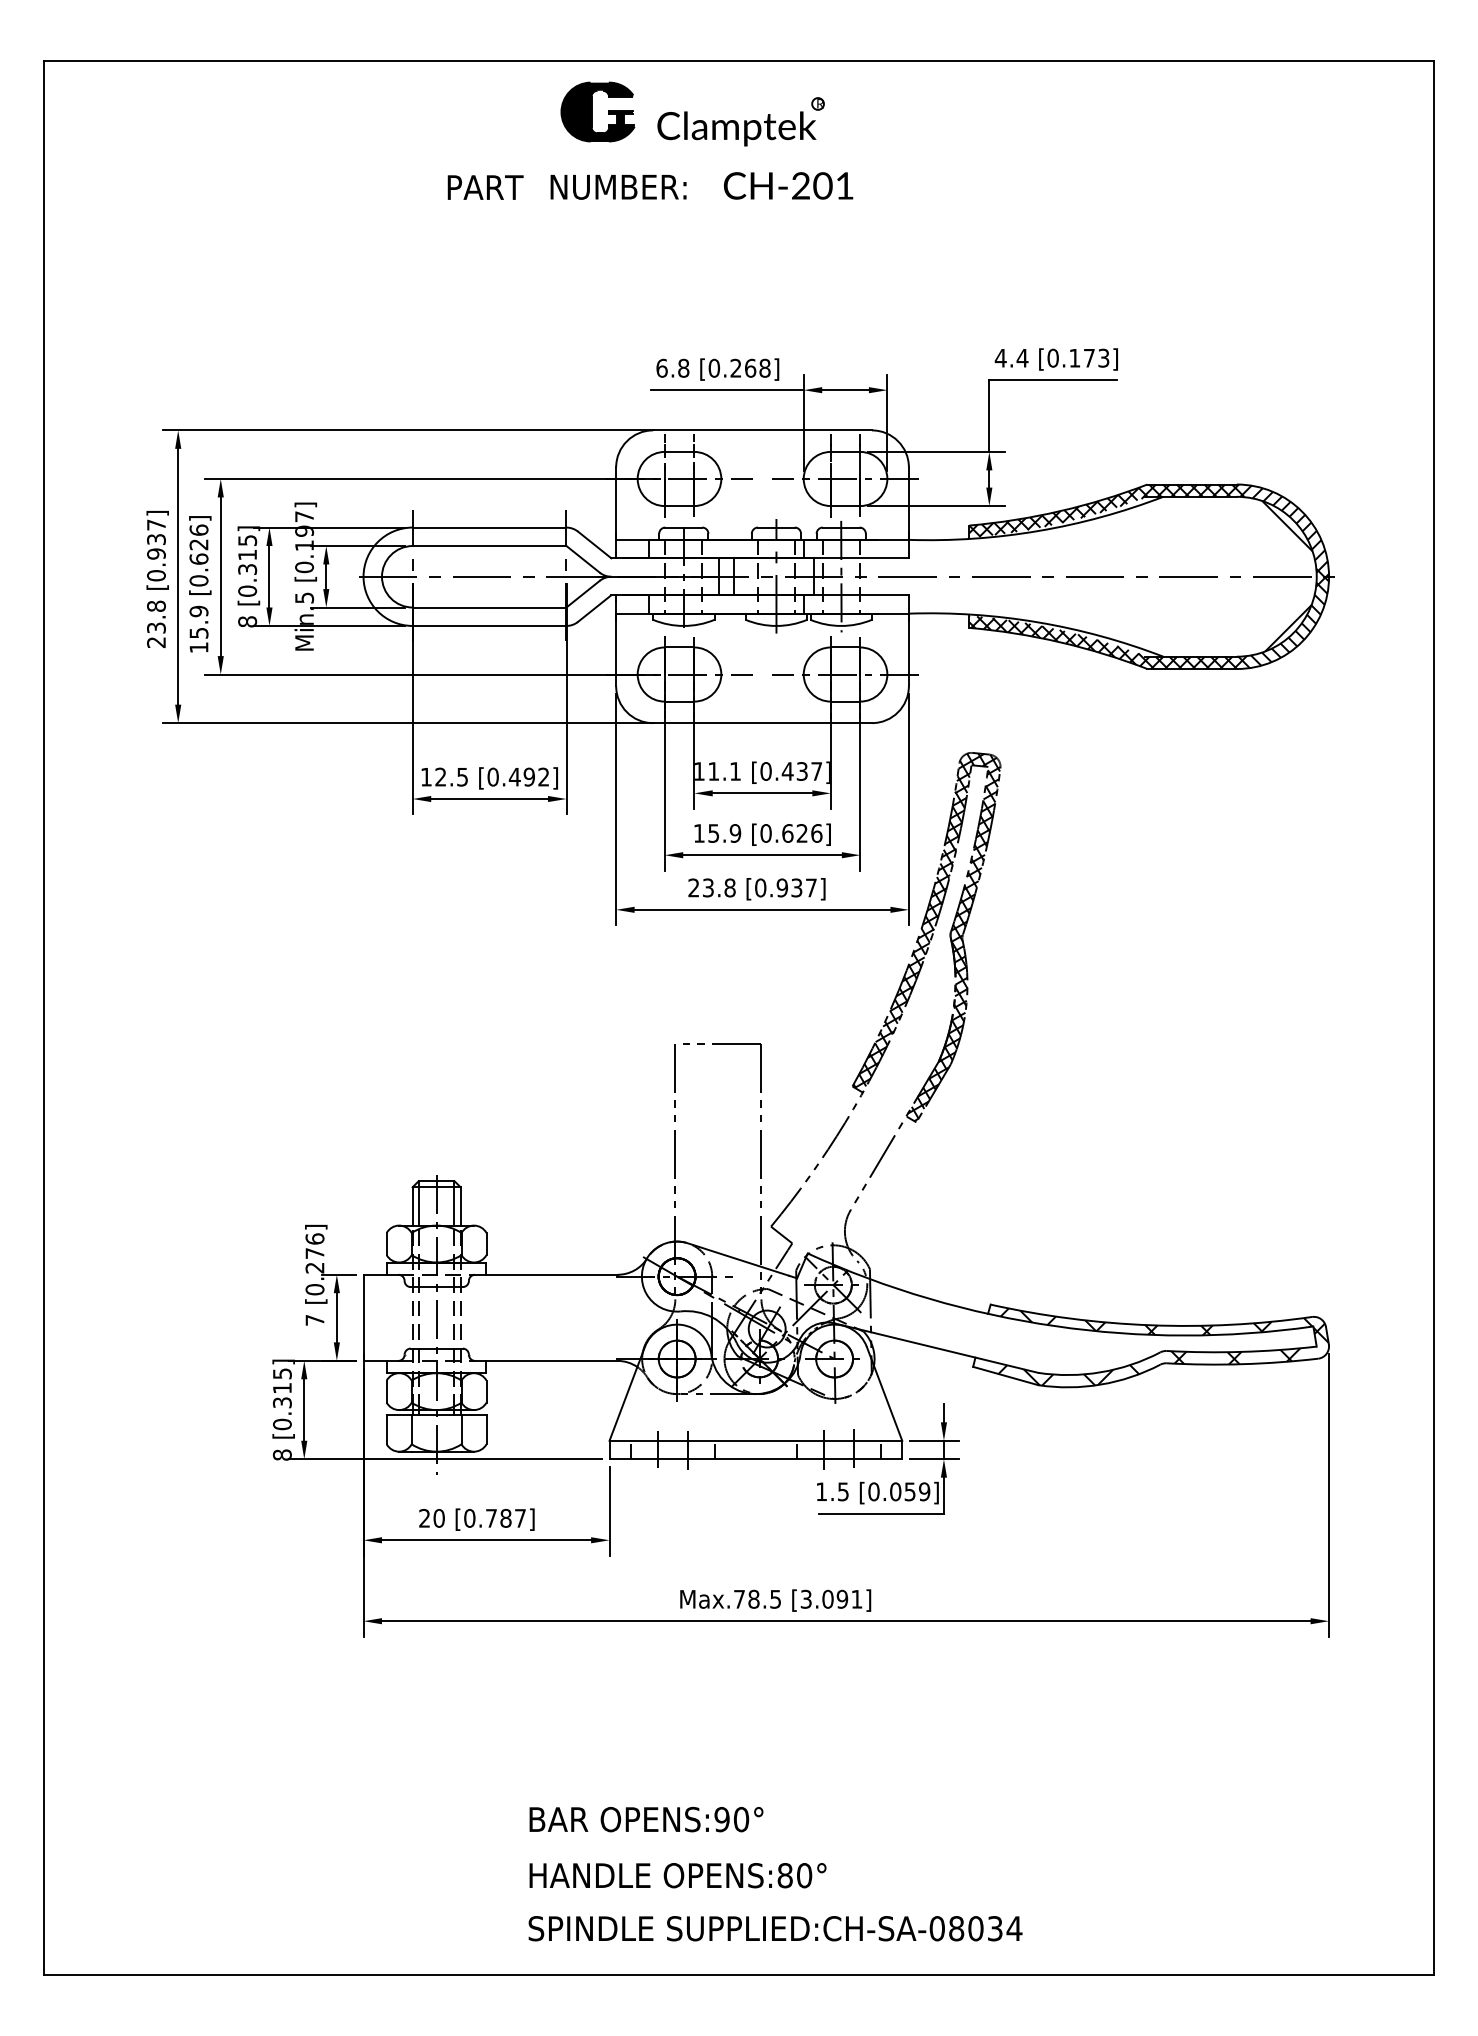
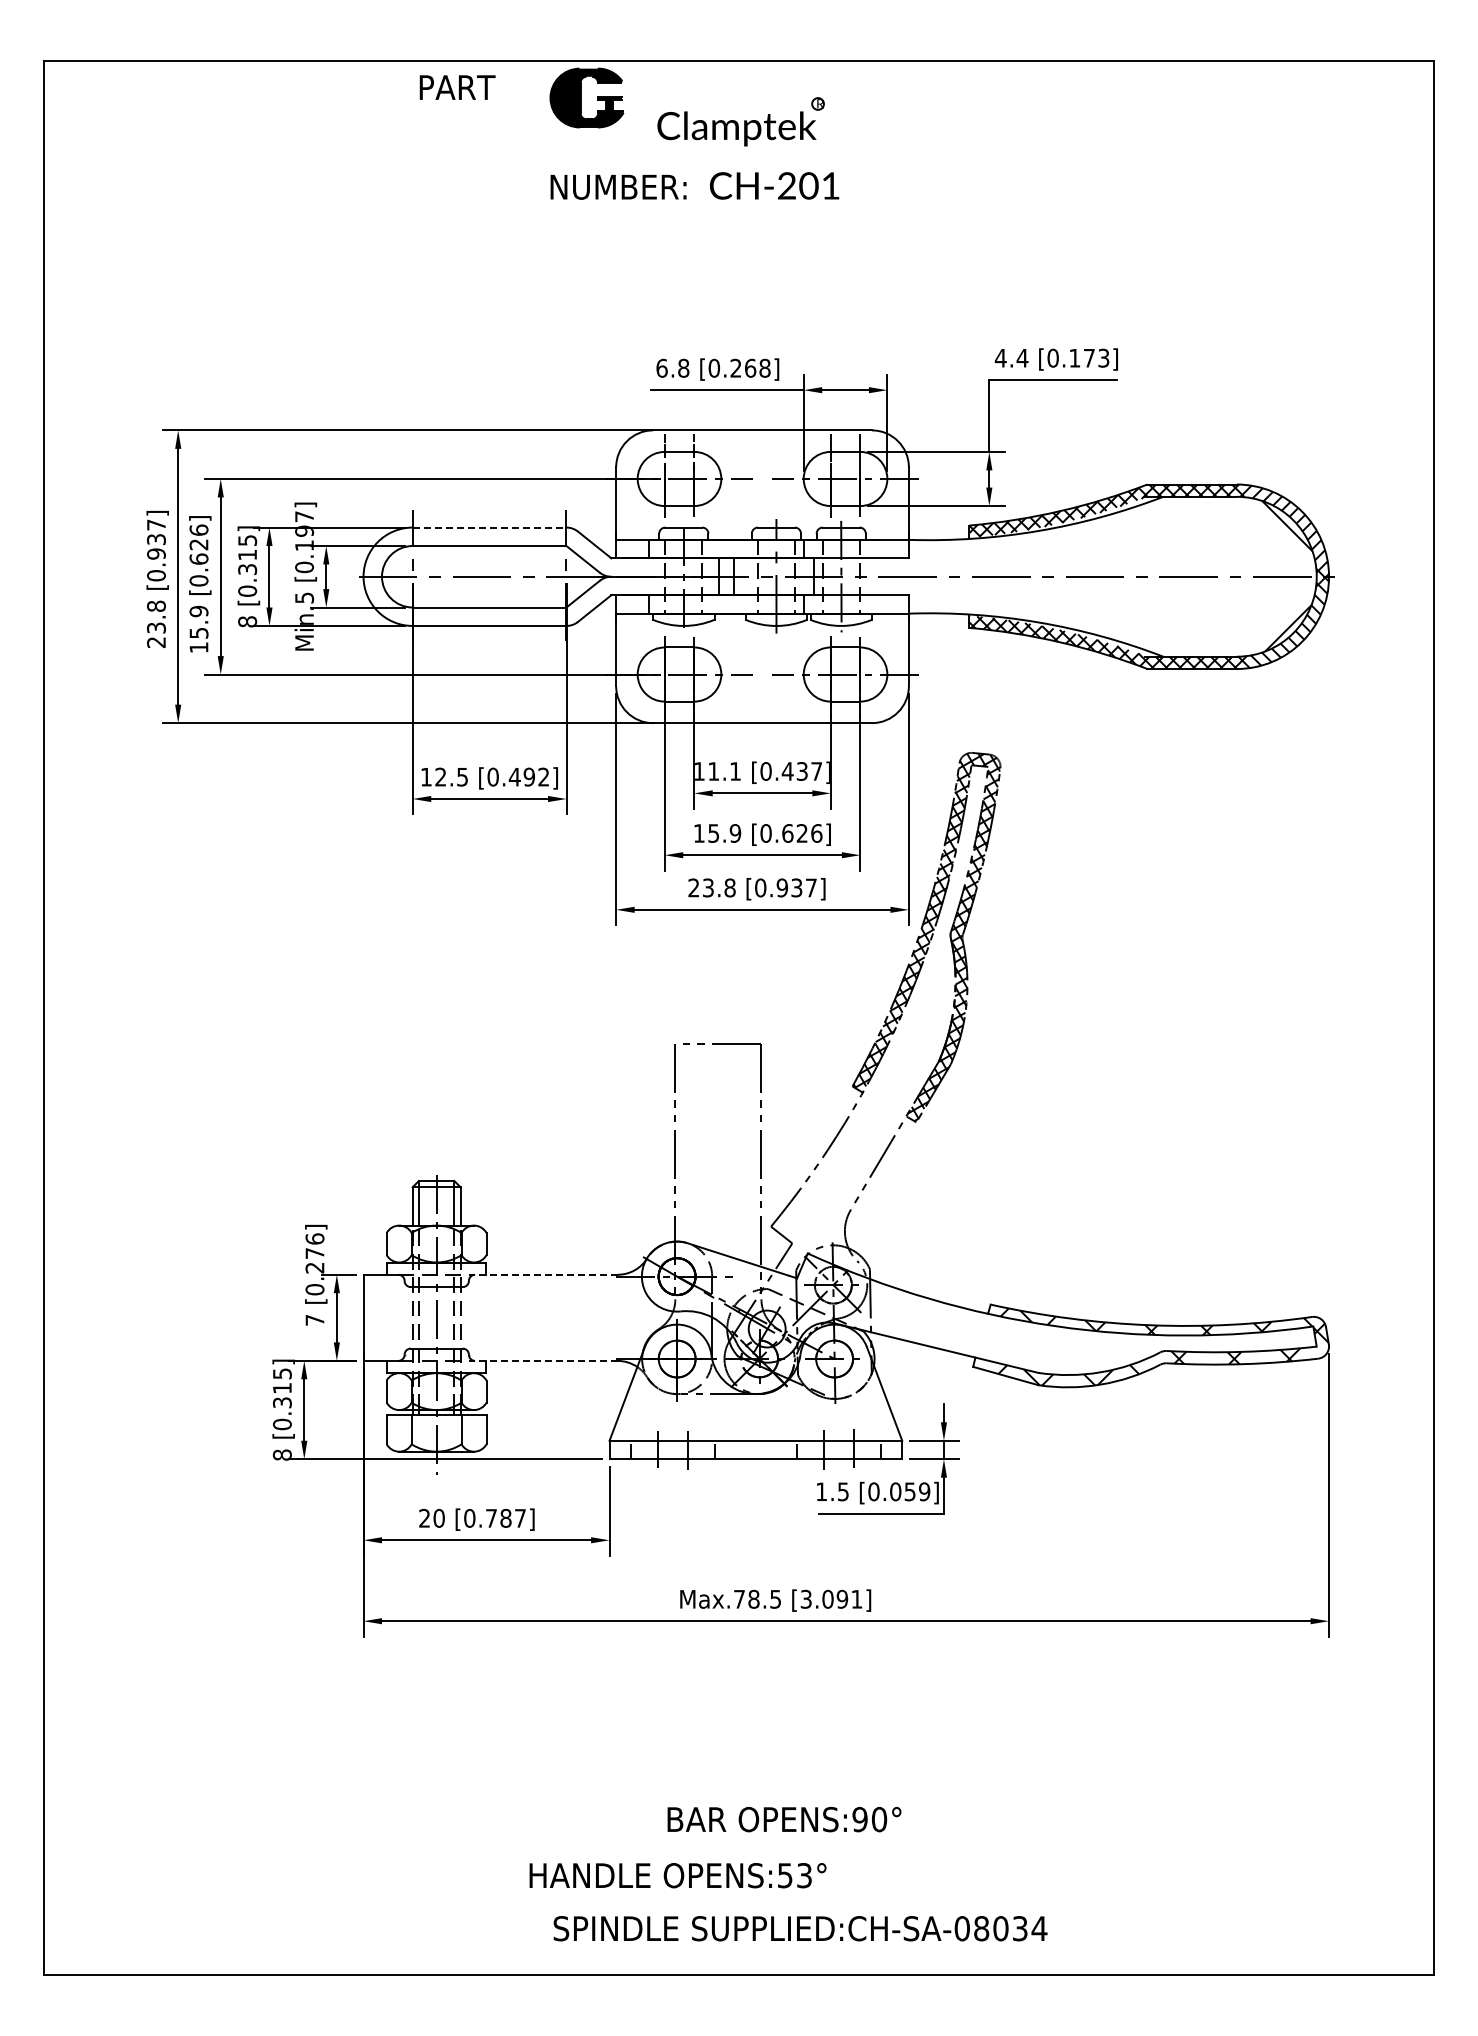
part position: (597, 111) -> (586, 97) (586, 97)
text position: (788, 185) -> (774, 185) (774, 185)
text position: (485, 187) -> (457, 87) (457, 87)
line: solid -> dashed (489, 527)
line: solid -> dashed (545, 1274)
line: solid -> dashed (545, 1360)
text position: (646, 1819) -> (784, 1819) (784, 1819)
text: OPENS:80° -> OPENS:53° (794, 1875)
text position: (775, 1928) -> (800, 1928) (800, 1928)
